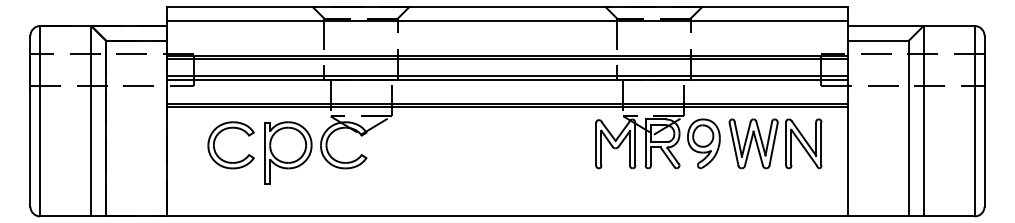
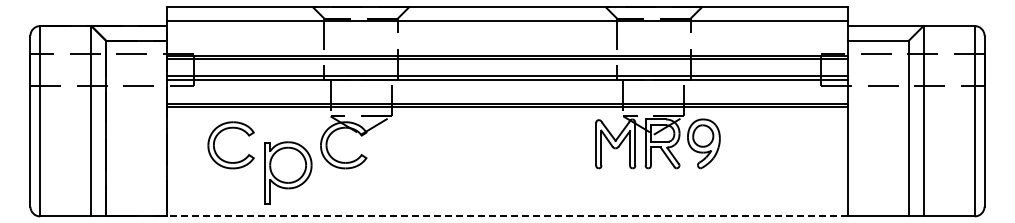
part: present -> none (775, 143)
part position: (288, 152) -> (288, 172) (288, 172)
line: solid -> dashed (506, 216)
